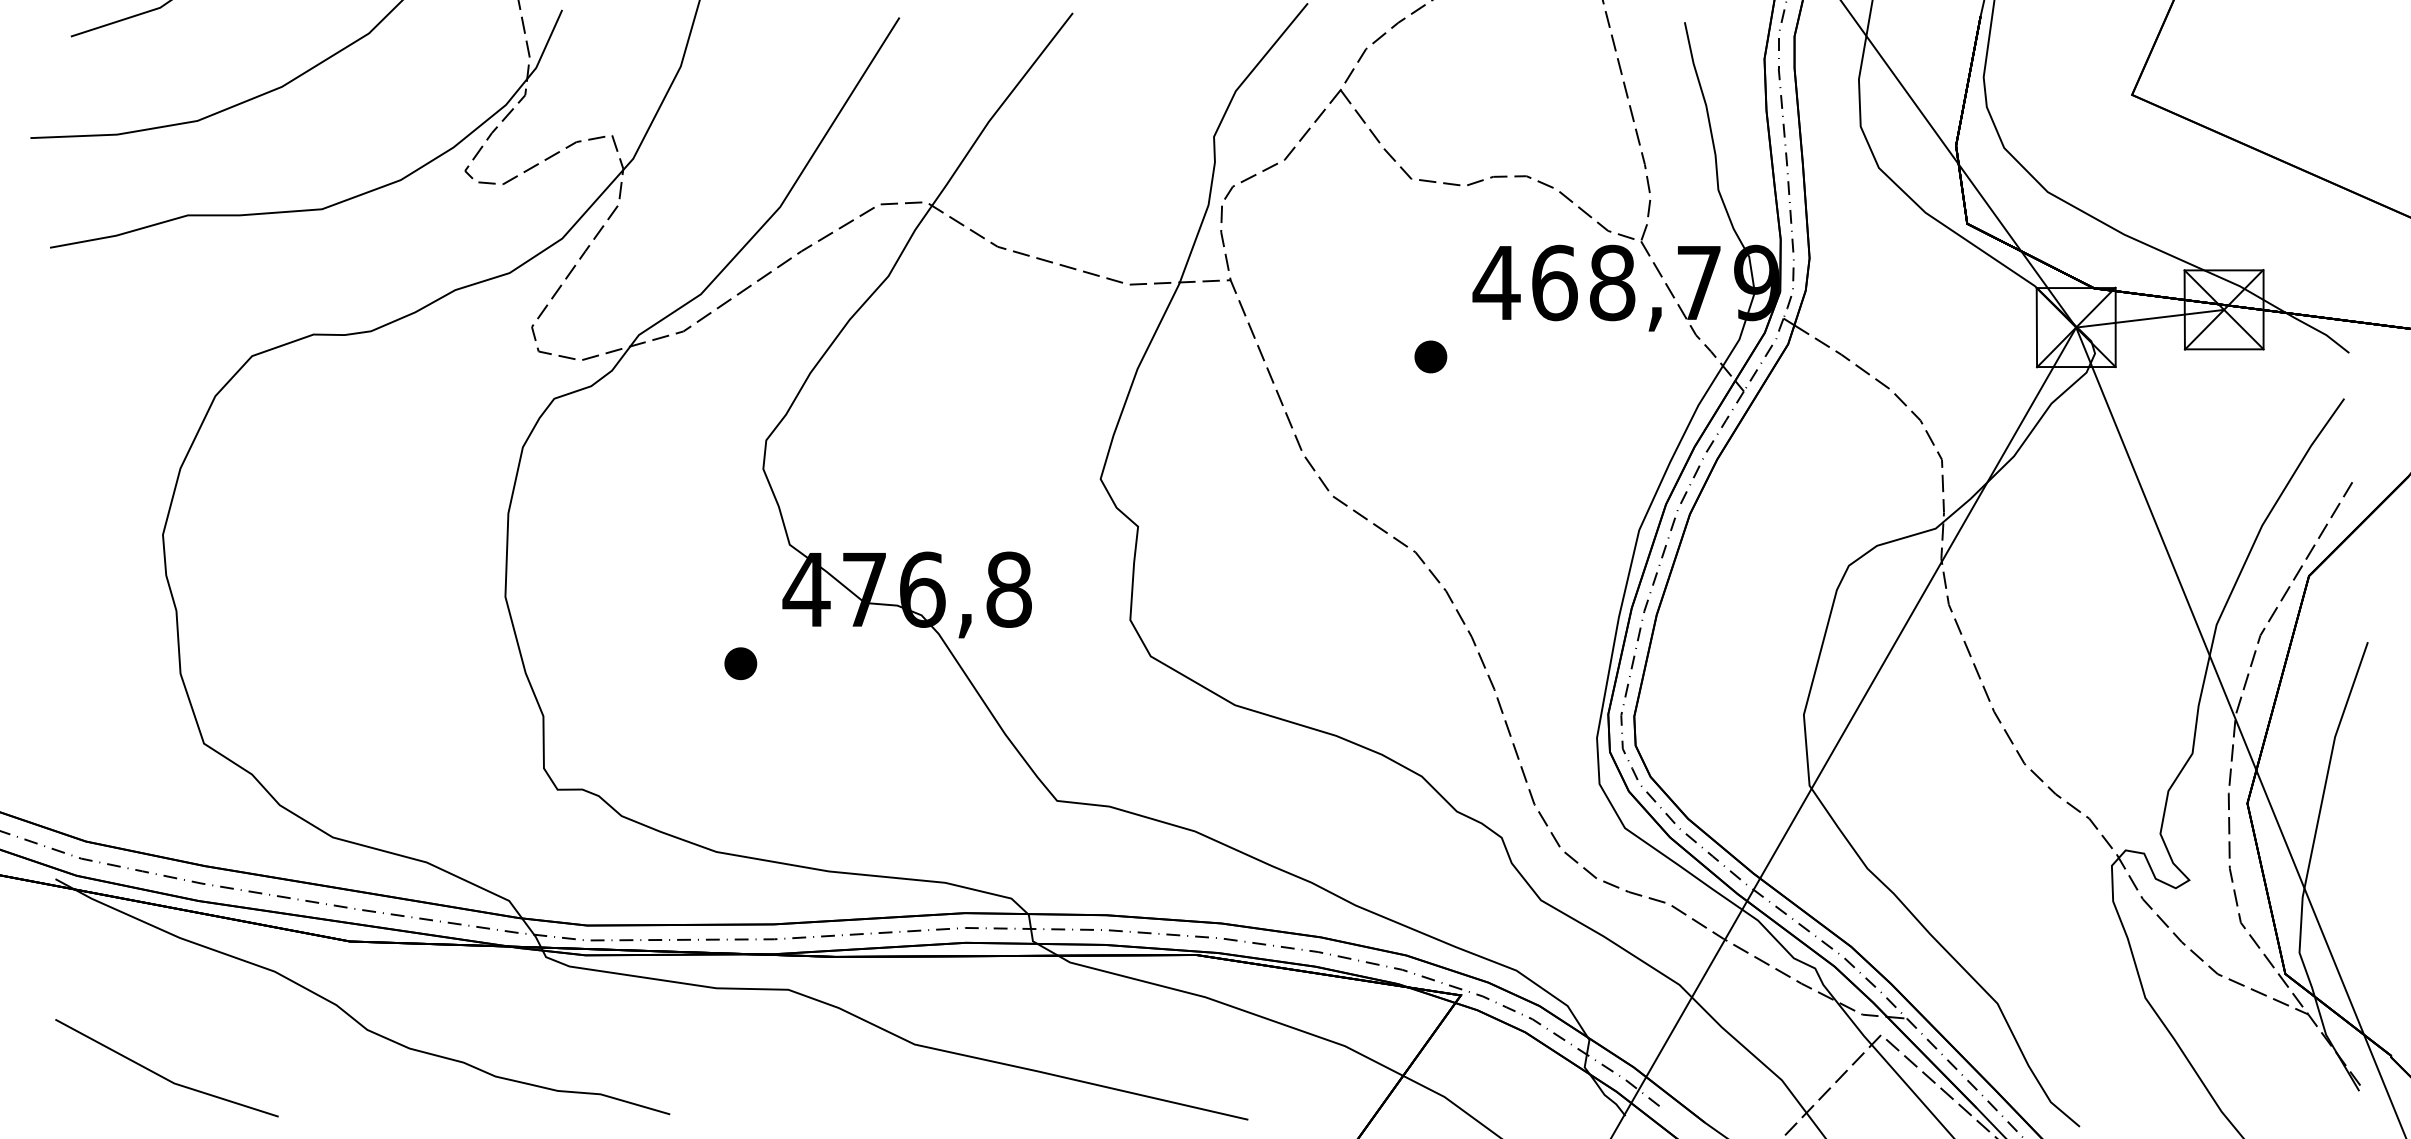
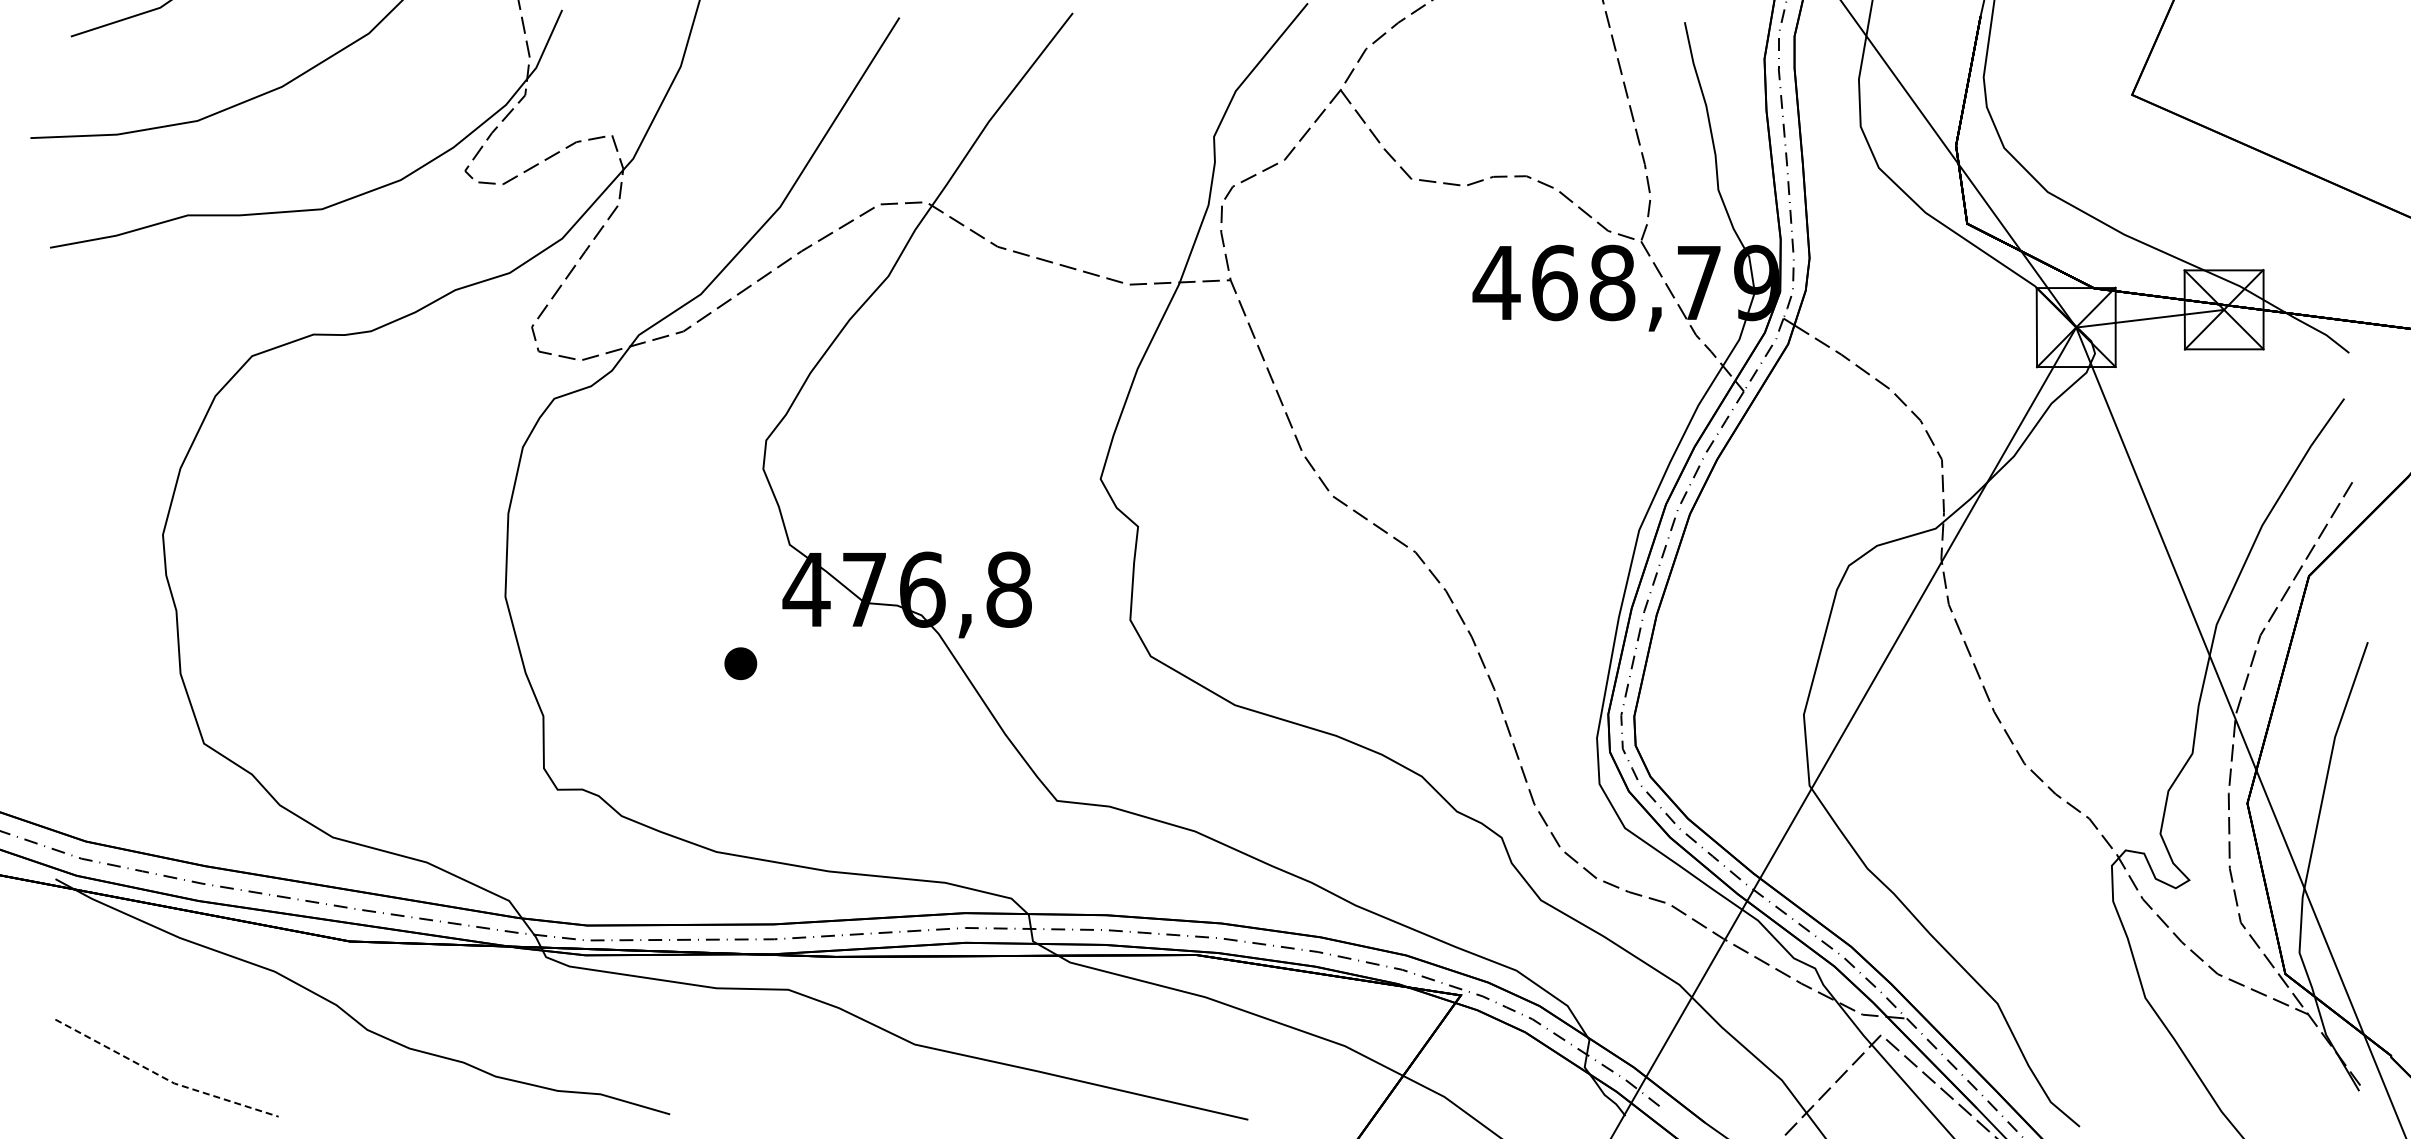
part: present -> none (1430, 356)
line: solid -> dashed (163, 1077)
